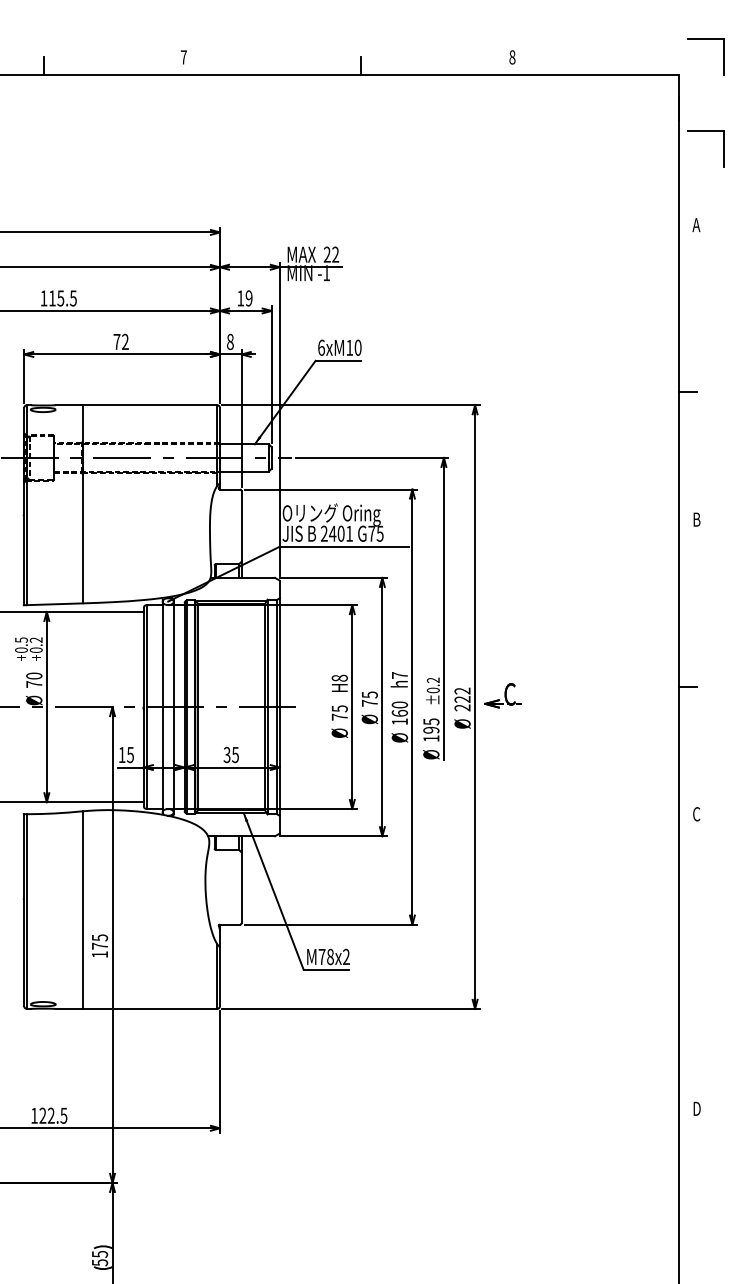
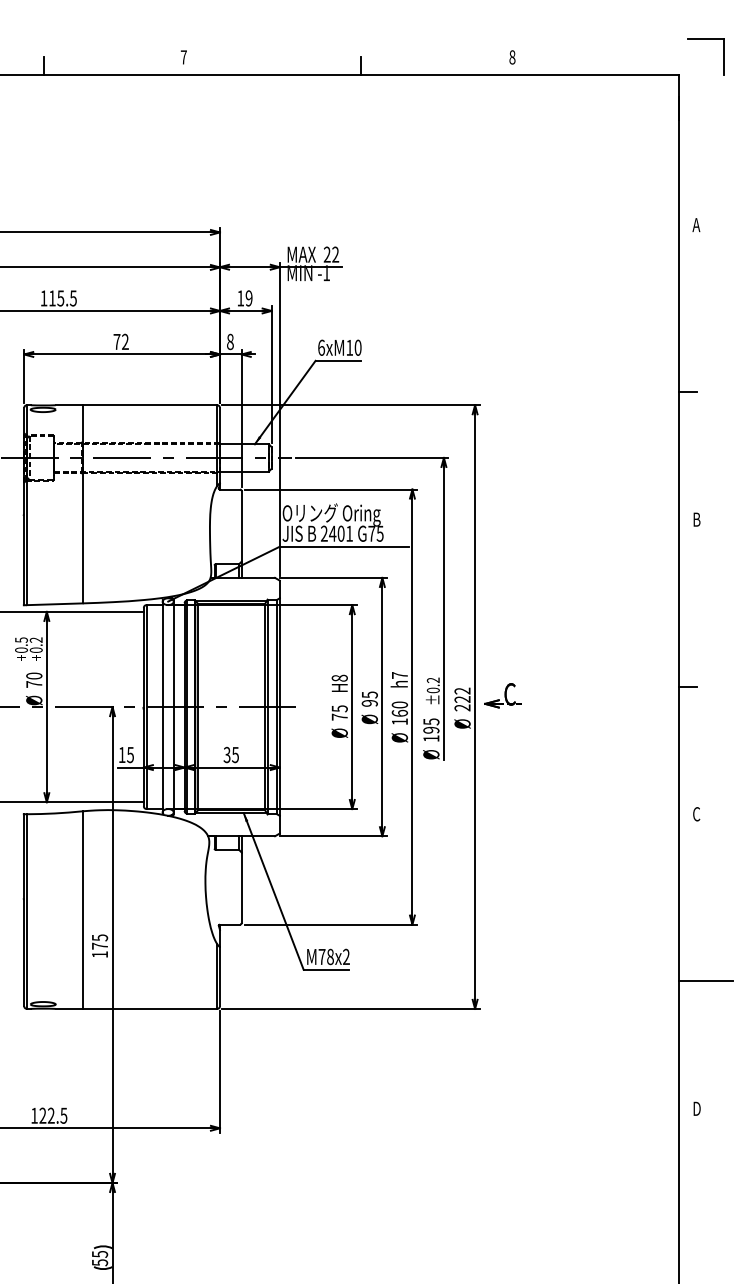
part: present -> none (705, 131)
text: 75 -> 95 (369, 702)
line: none -> present (705, 981)
